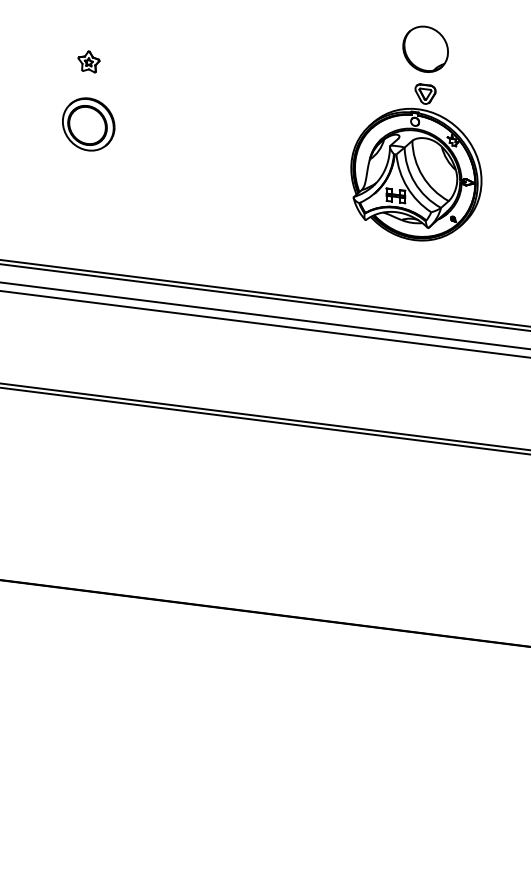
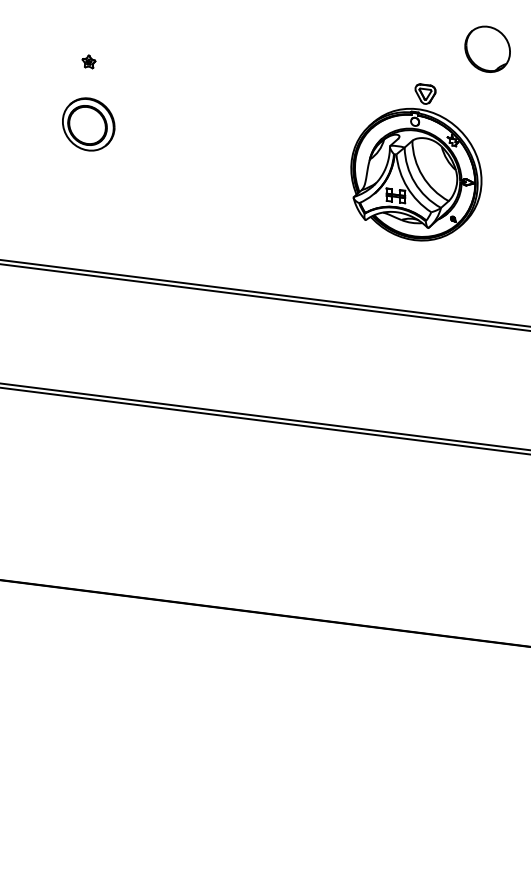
part position: (425, 48) -> (487, 48) (487, 48)
part size: 24x24 px -> 16x16 px (88, 61)
line: present -> none (264, 315)
line: present -> none (264, 324)
